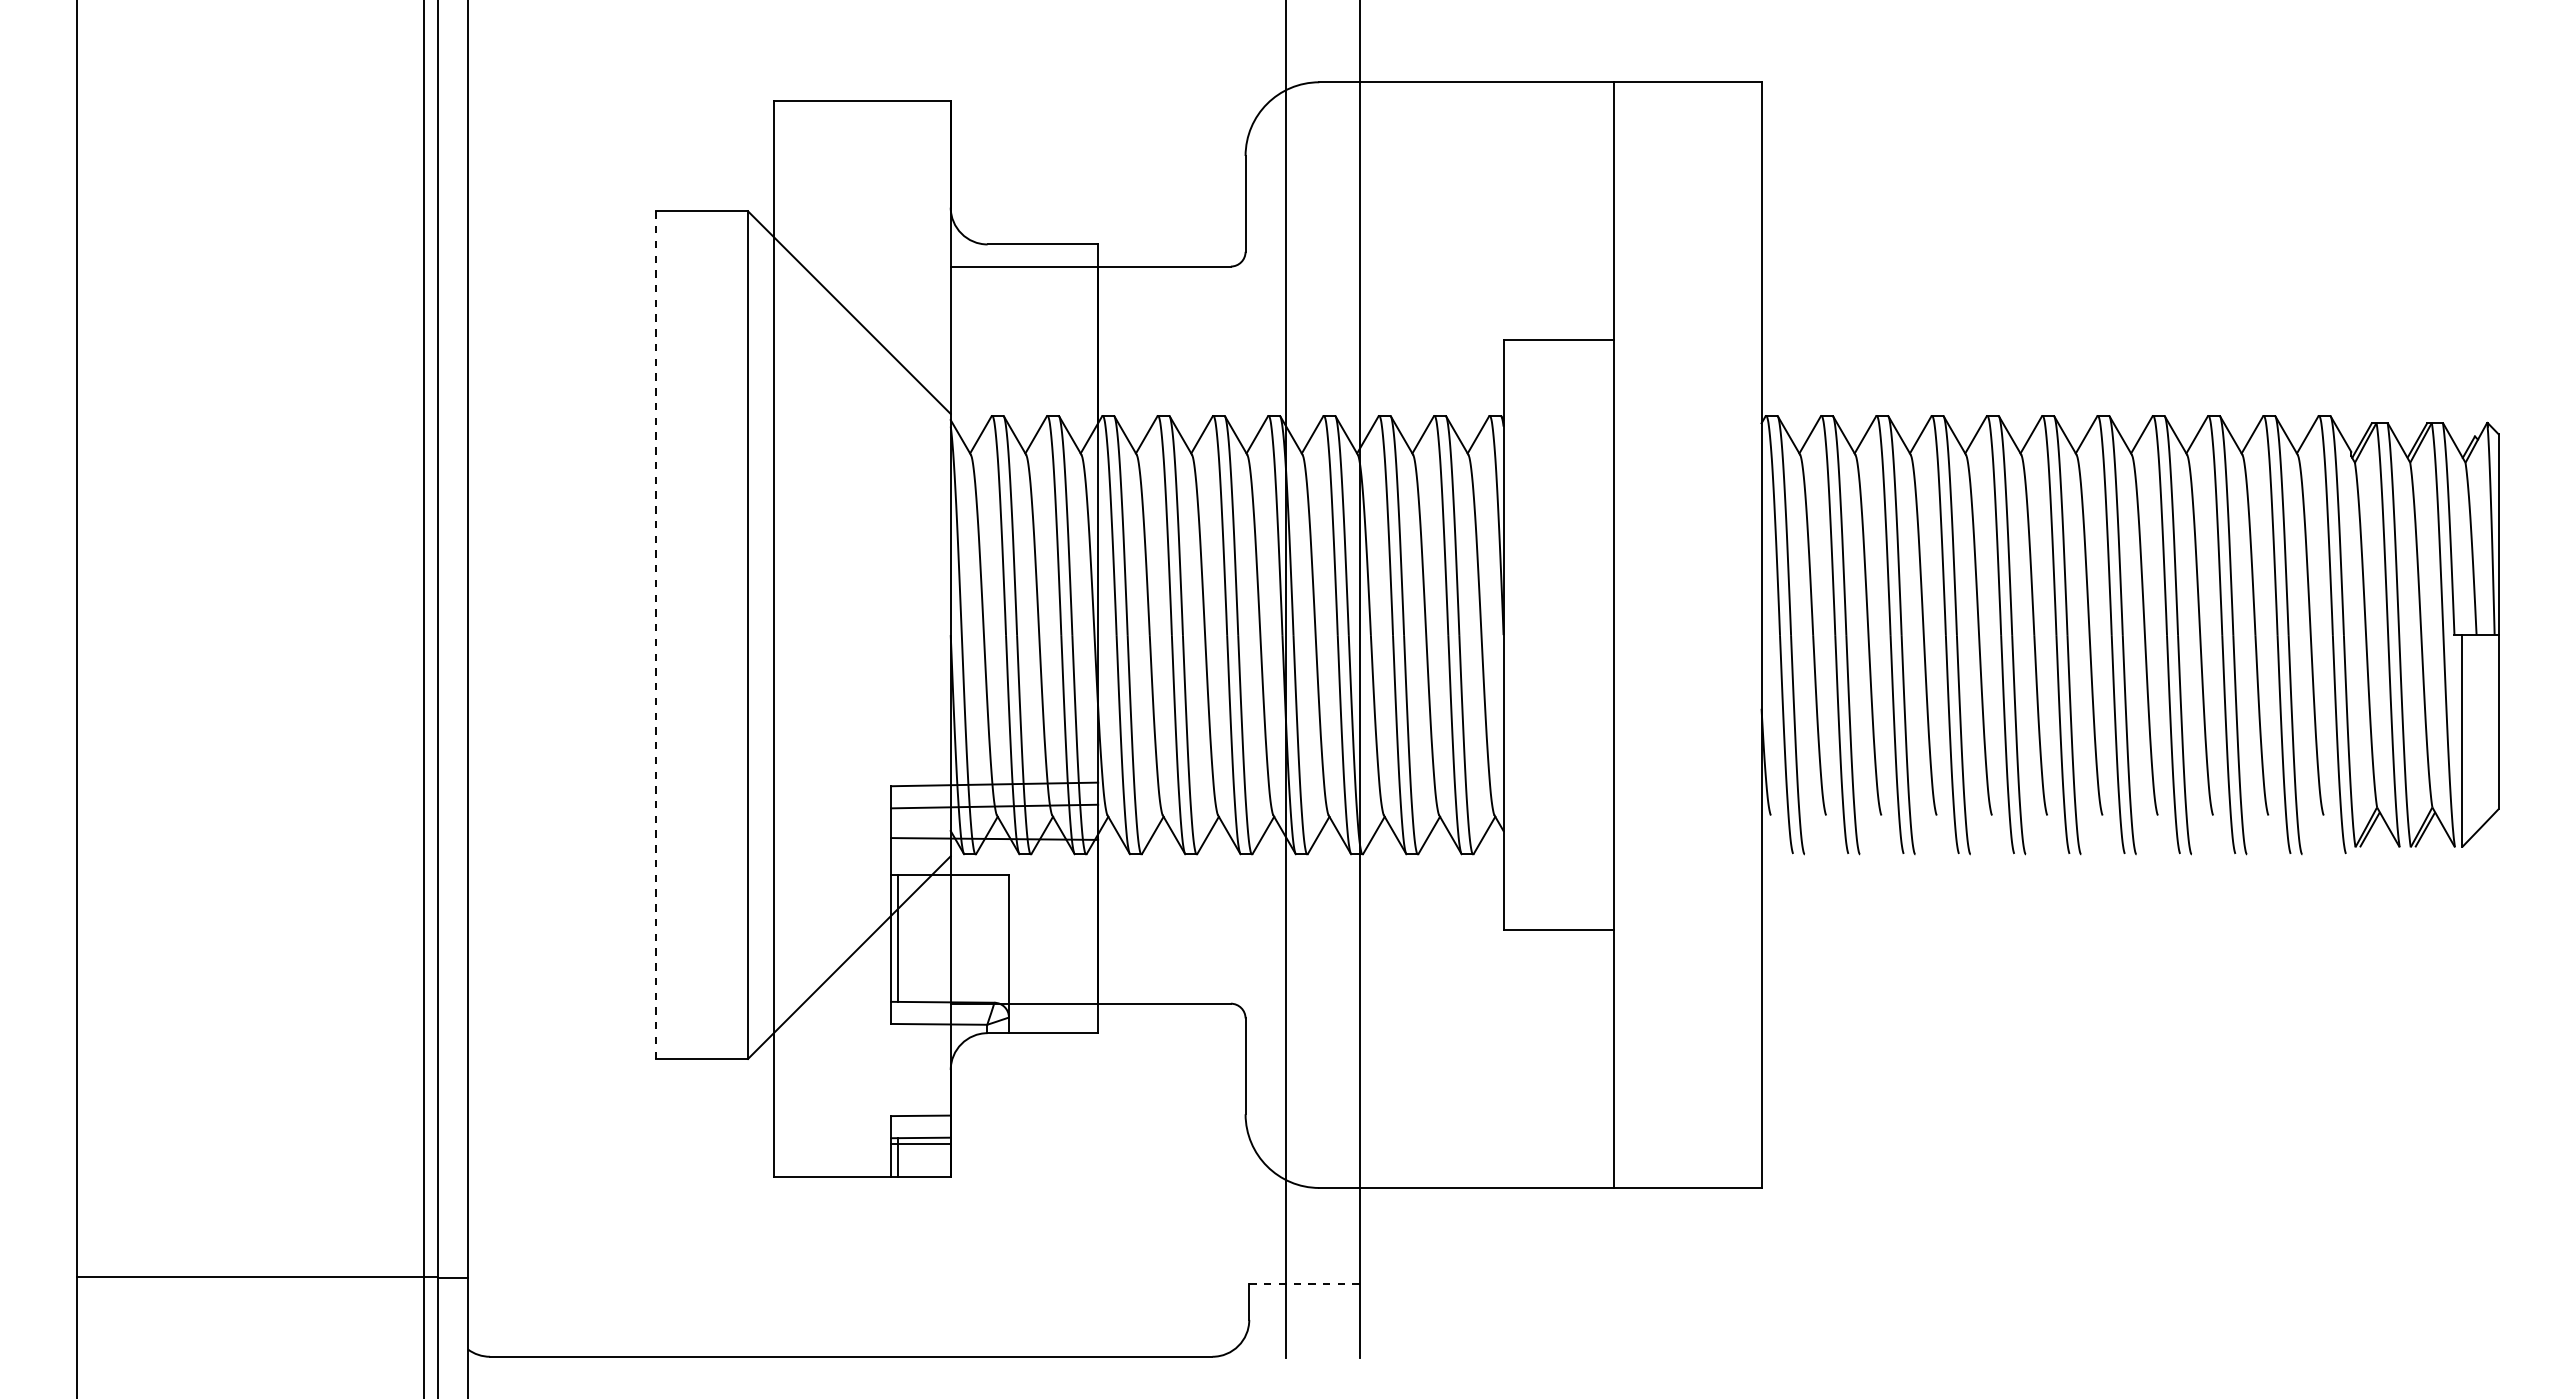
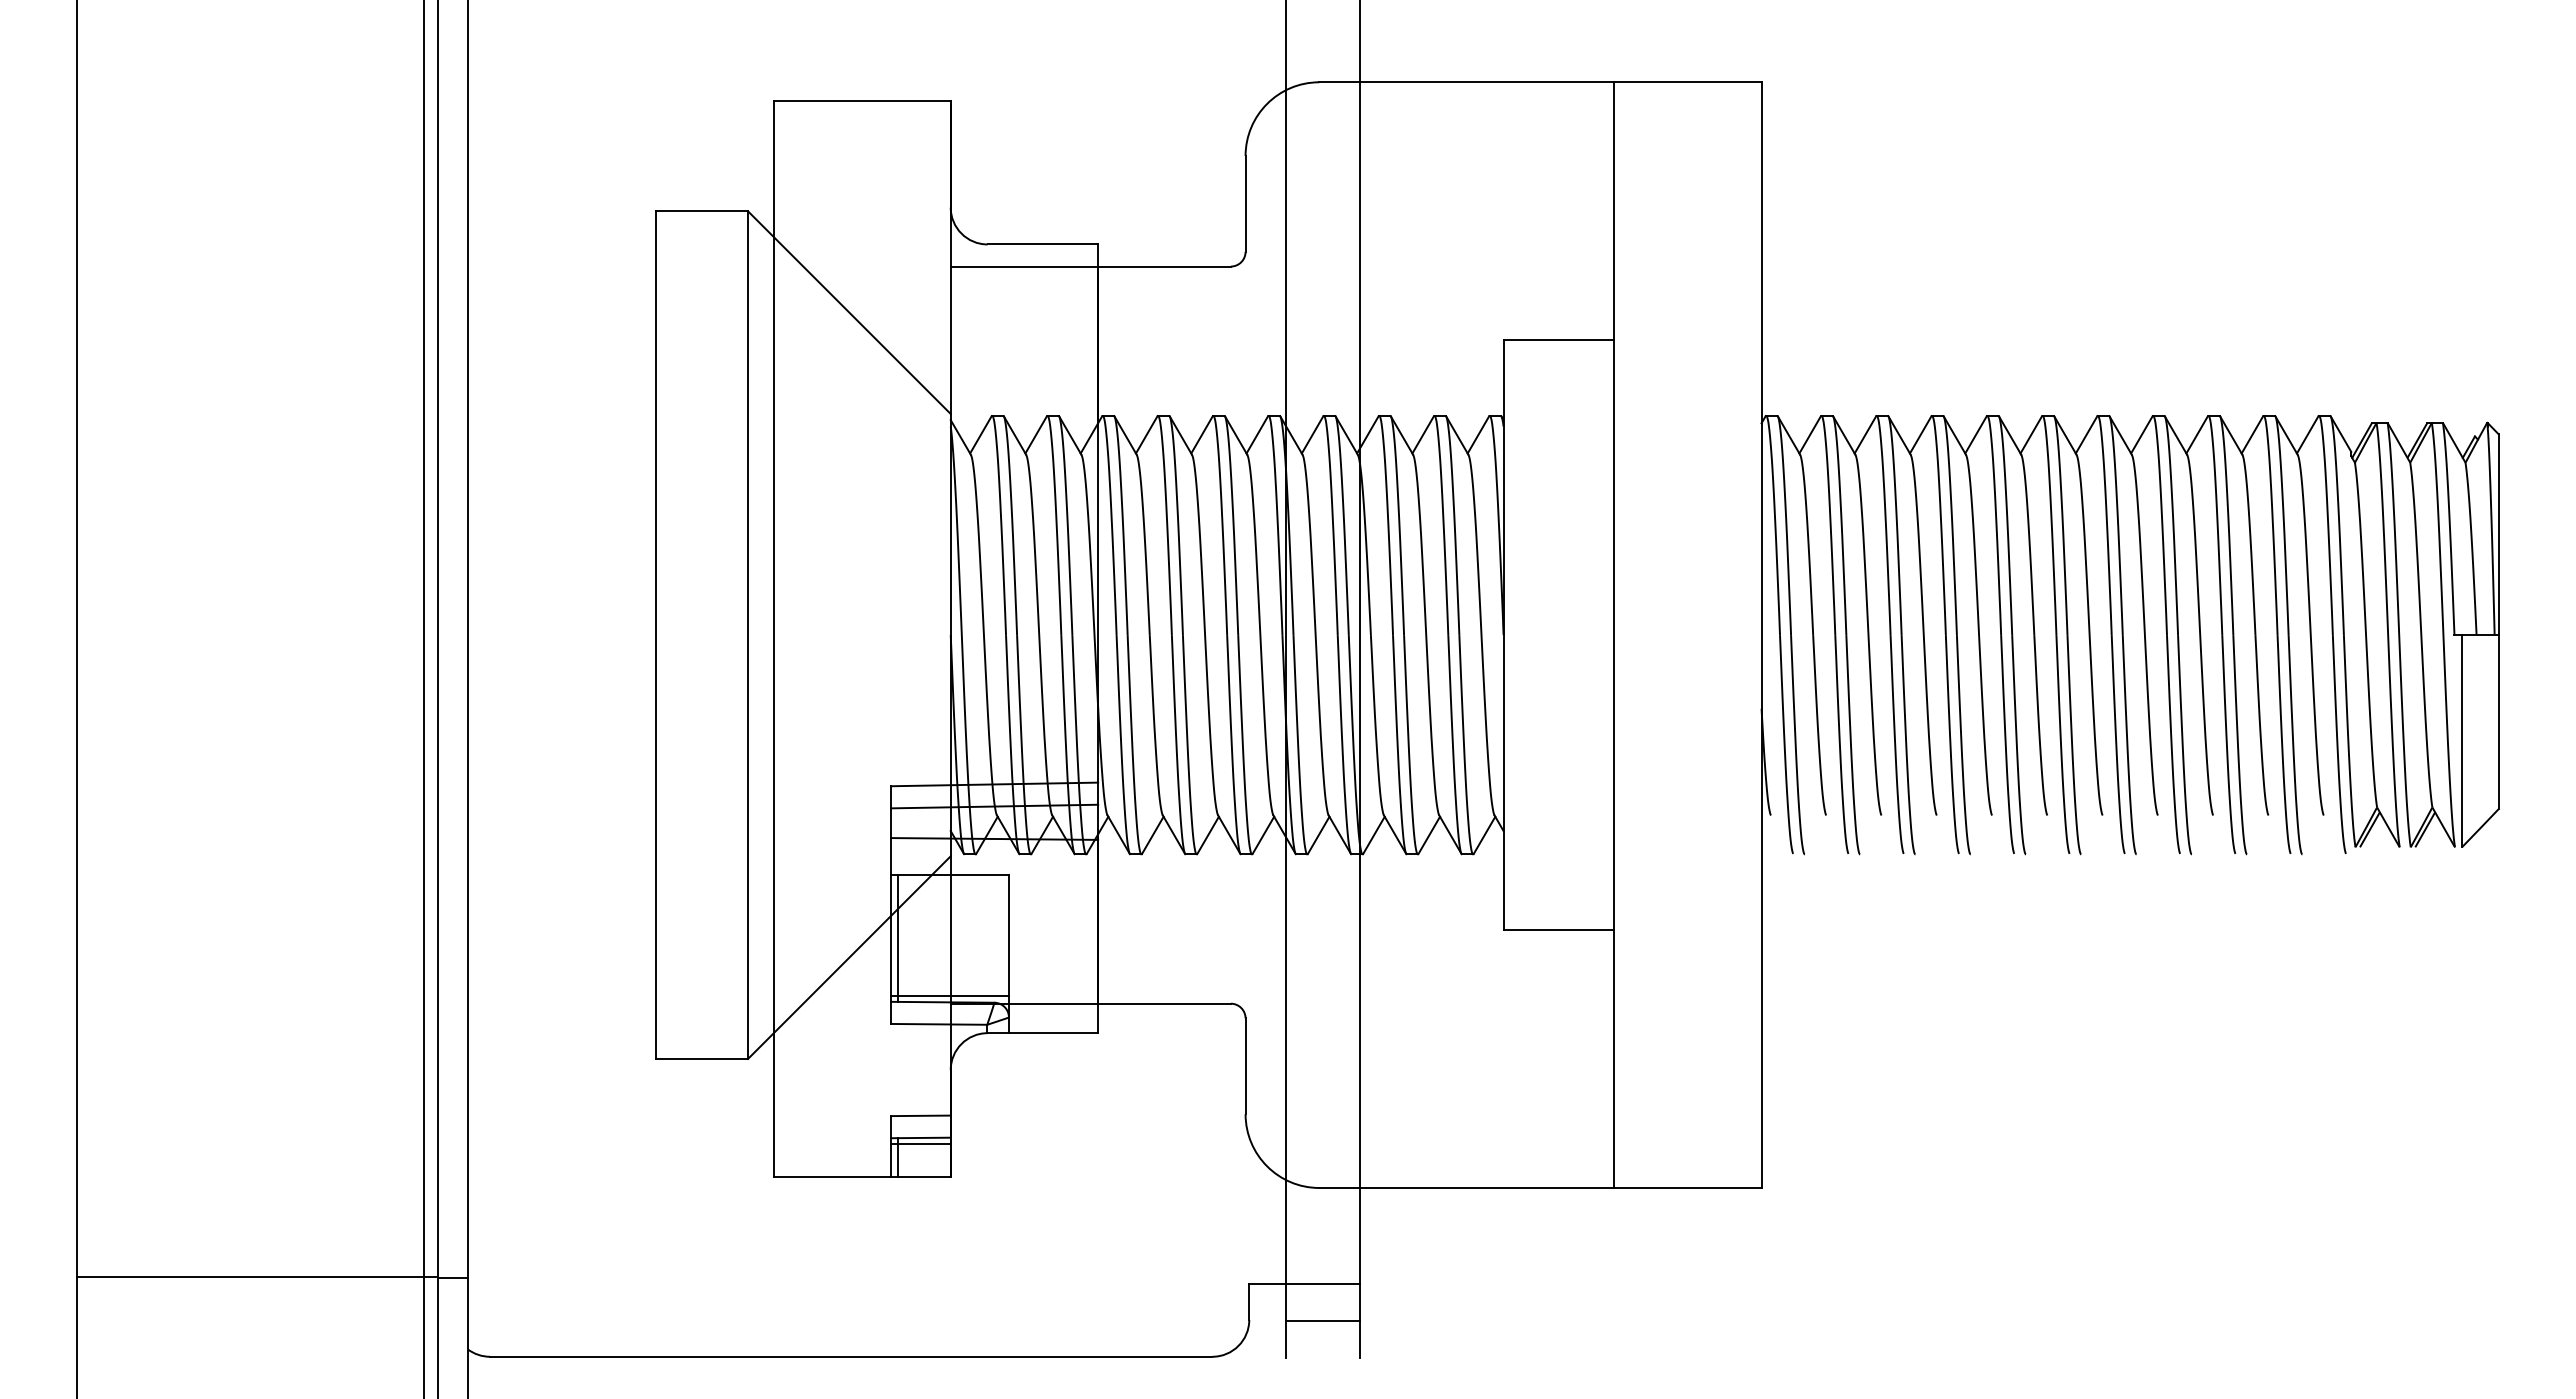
line: dashed -> solid (655, 635)
line: none -> present (949, 996)
line: dashed -> solid (1304, 1283)
line: none -> present (1322, 1320)
